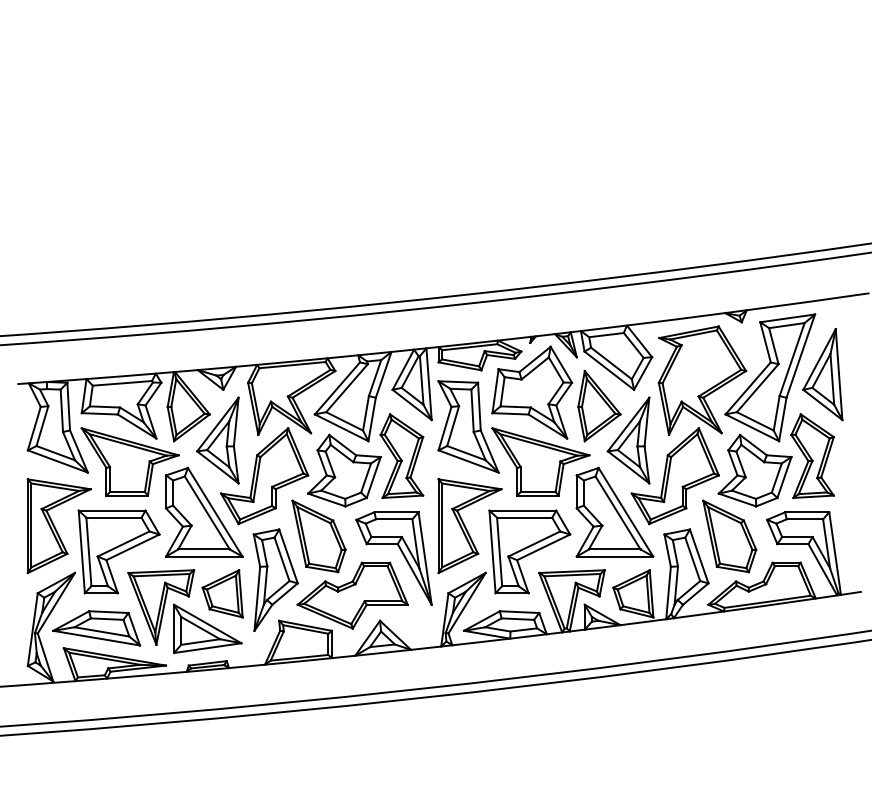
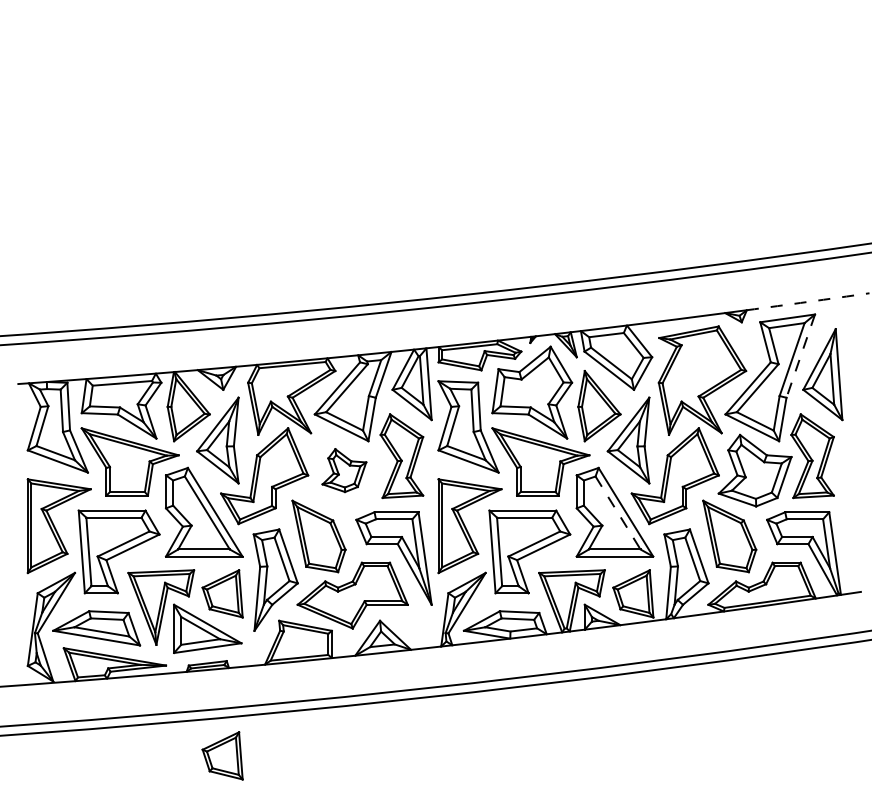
arc: solid -> dashed (808, 301)
line: solid -> dashed (800, 356)
part size: 75x75 px -> 47x46 px (344, 470)
line: solid -> dashed (618, 512)
part: none -> present (222, 755)
